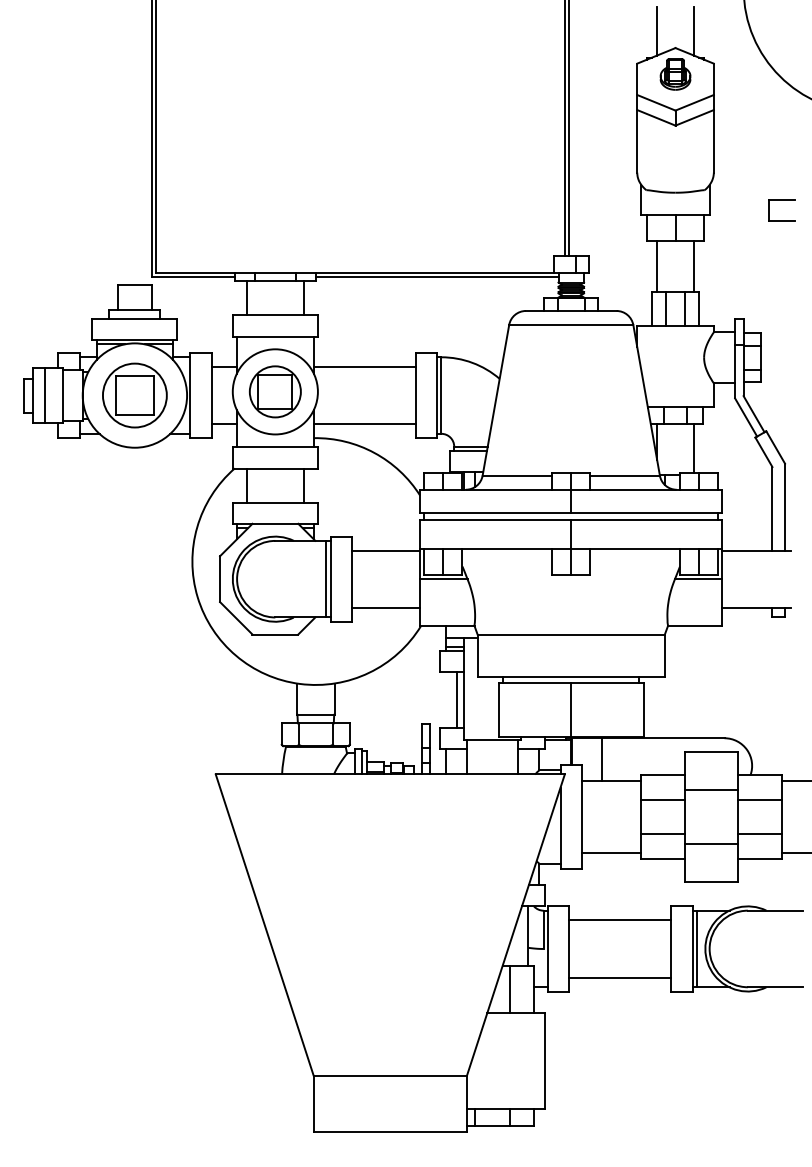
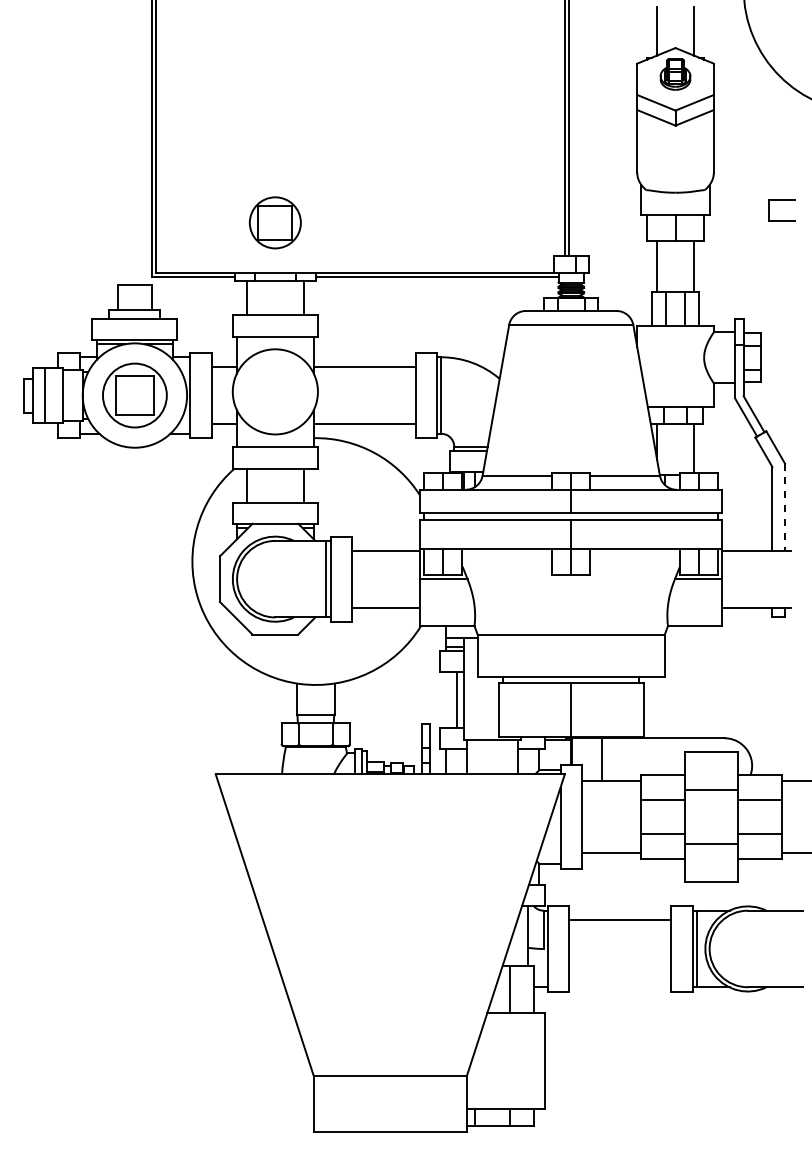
part position: (275, 391) -> (275, 222) (275, 222)
line: solid -> dashed (785, 507)
line: present -> none (620, 977)
